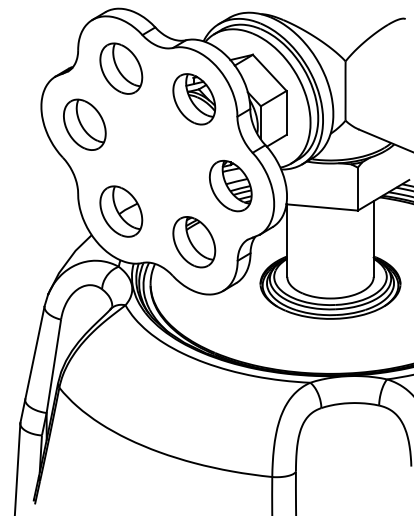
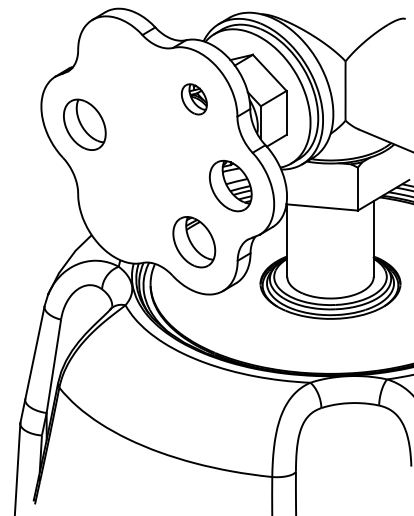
part: present -> none (121, 68)
part size: 45x53 px -> 28x33 px (193, 99)
part: present -> none (121, 211)
